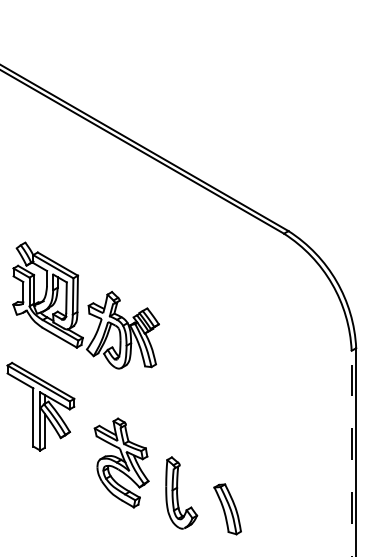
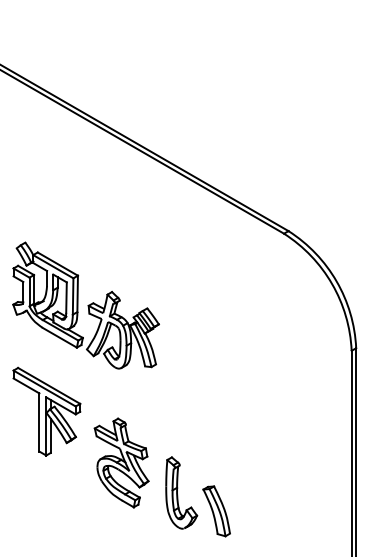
part position: (40, 406) -> (46, 411) (46, 411)
line: dashed -> solid (351, 453)
part position: (227, 509) -> (216, 511) (216, 511)
